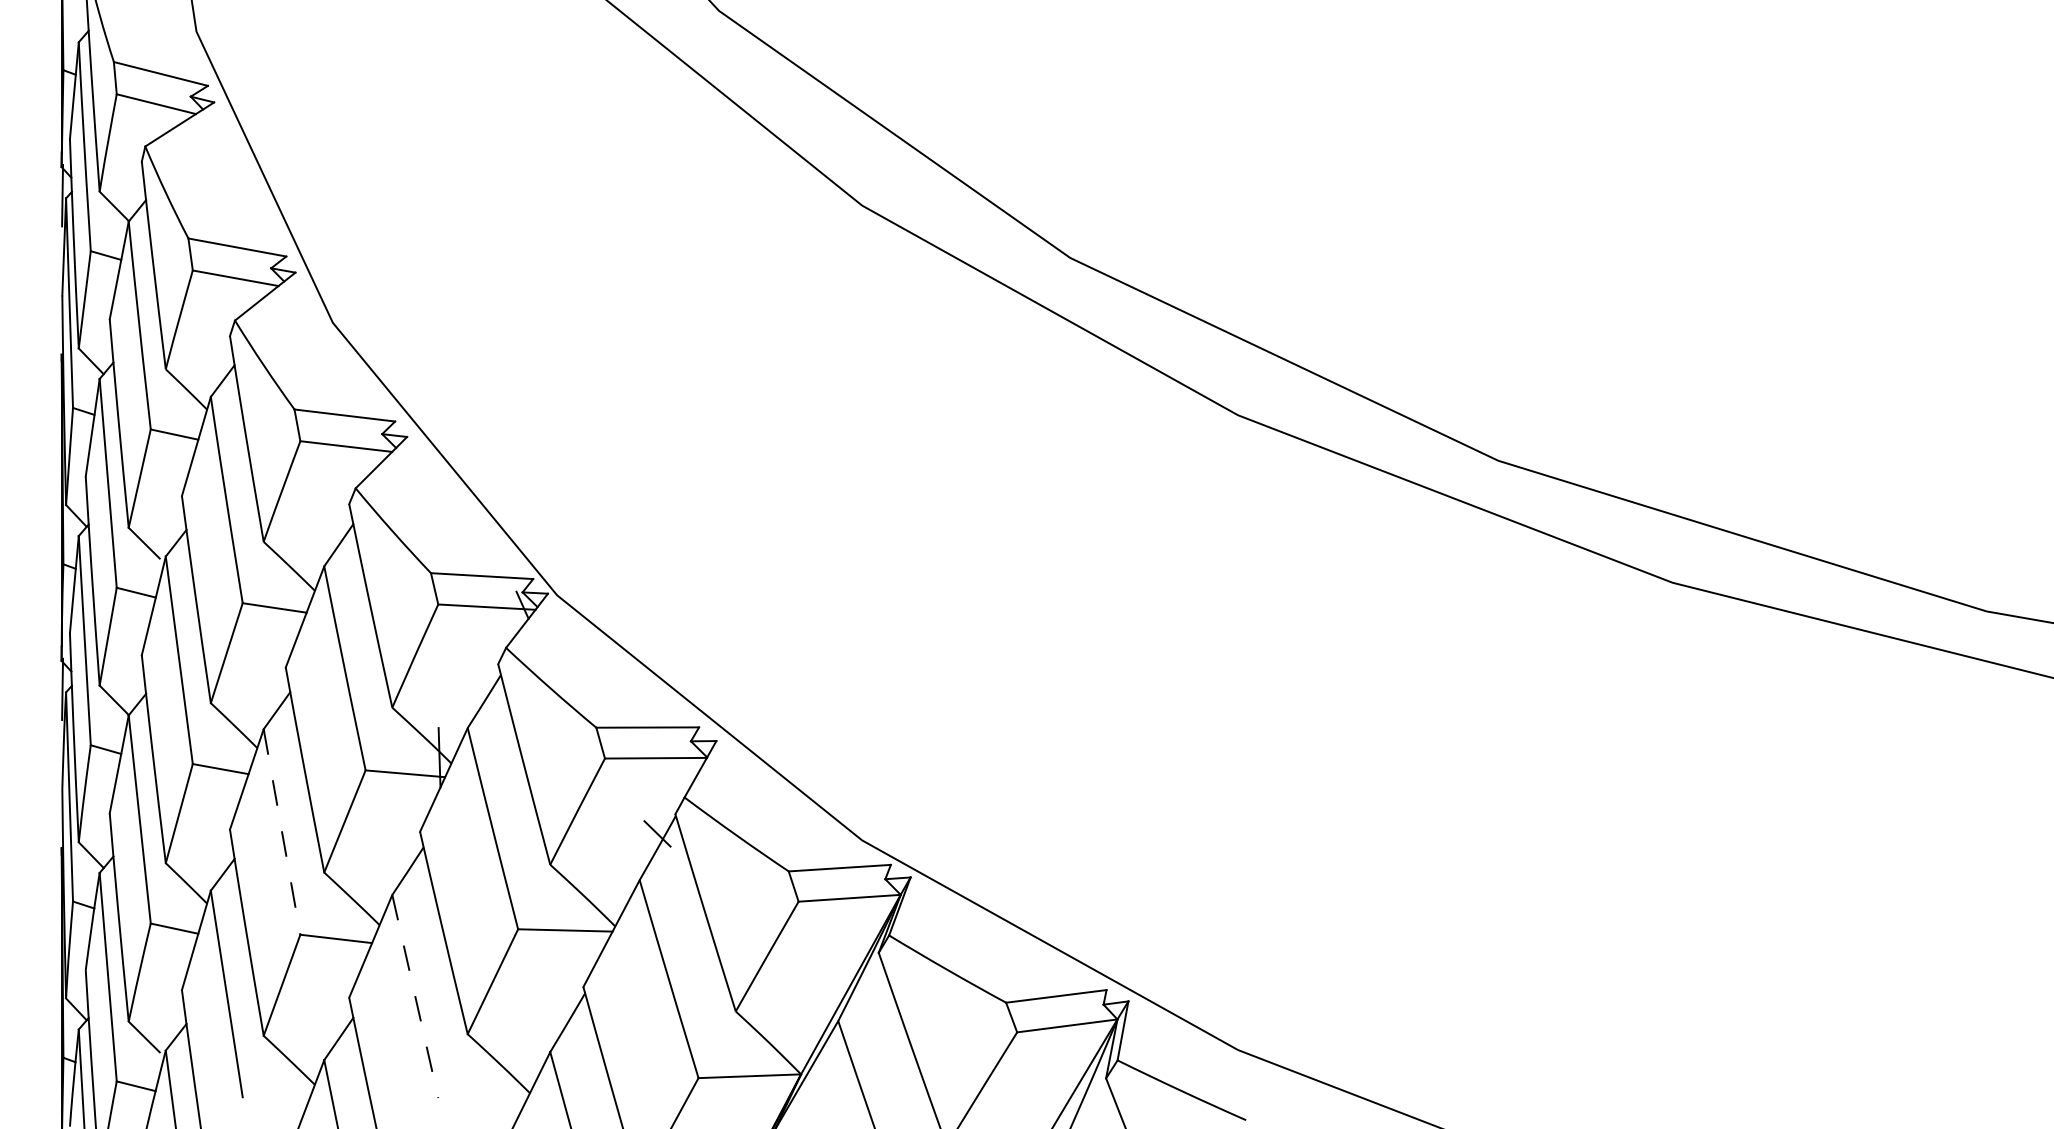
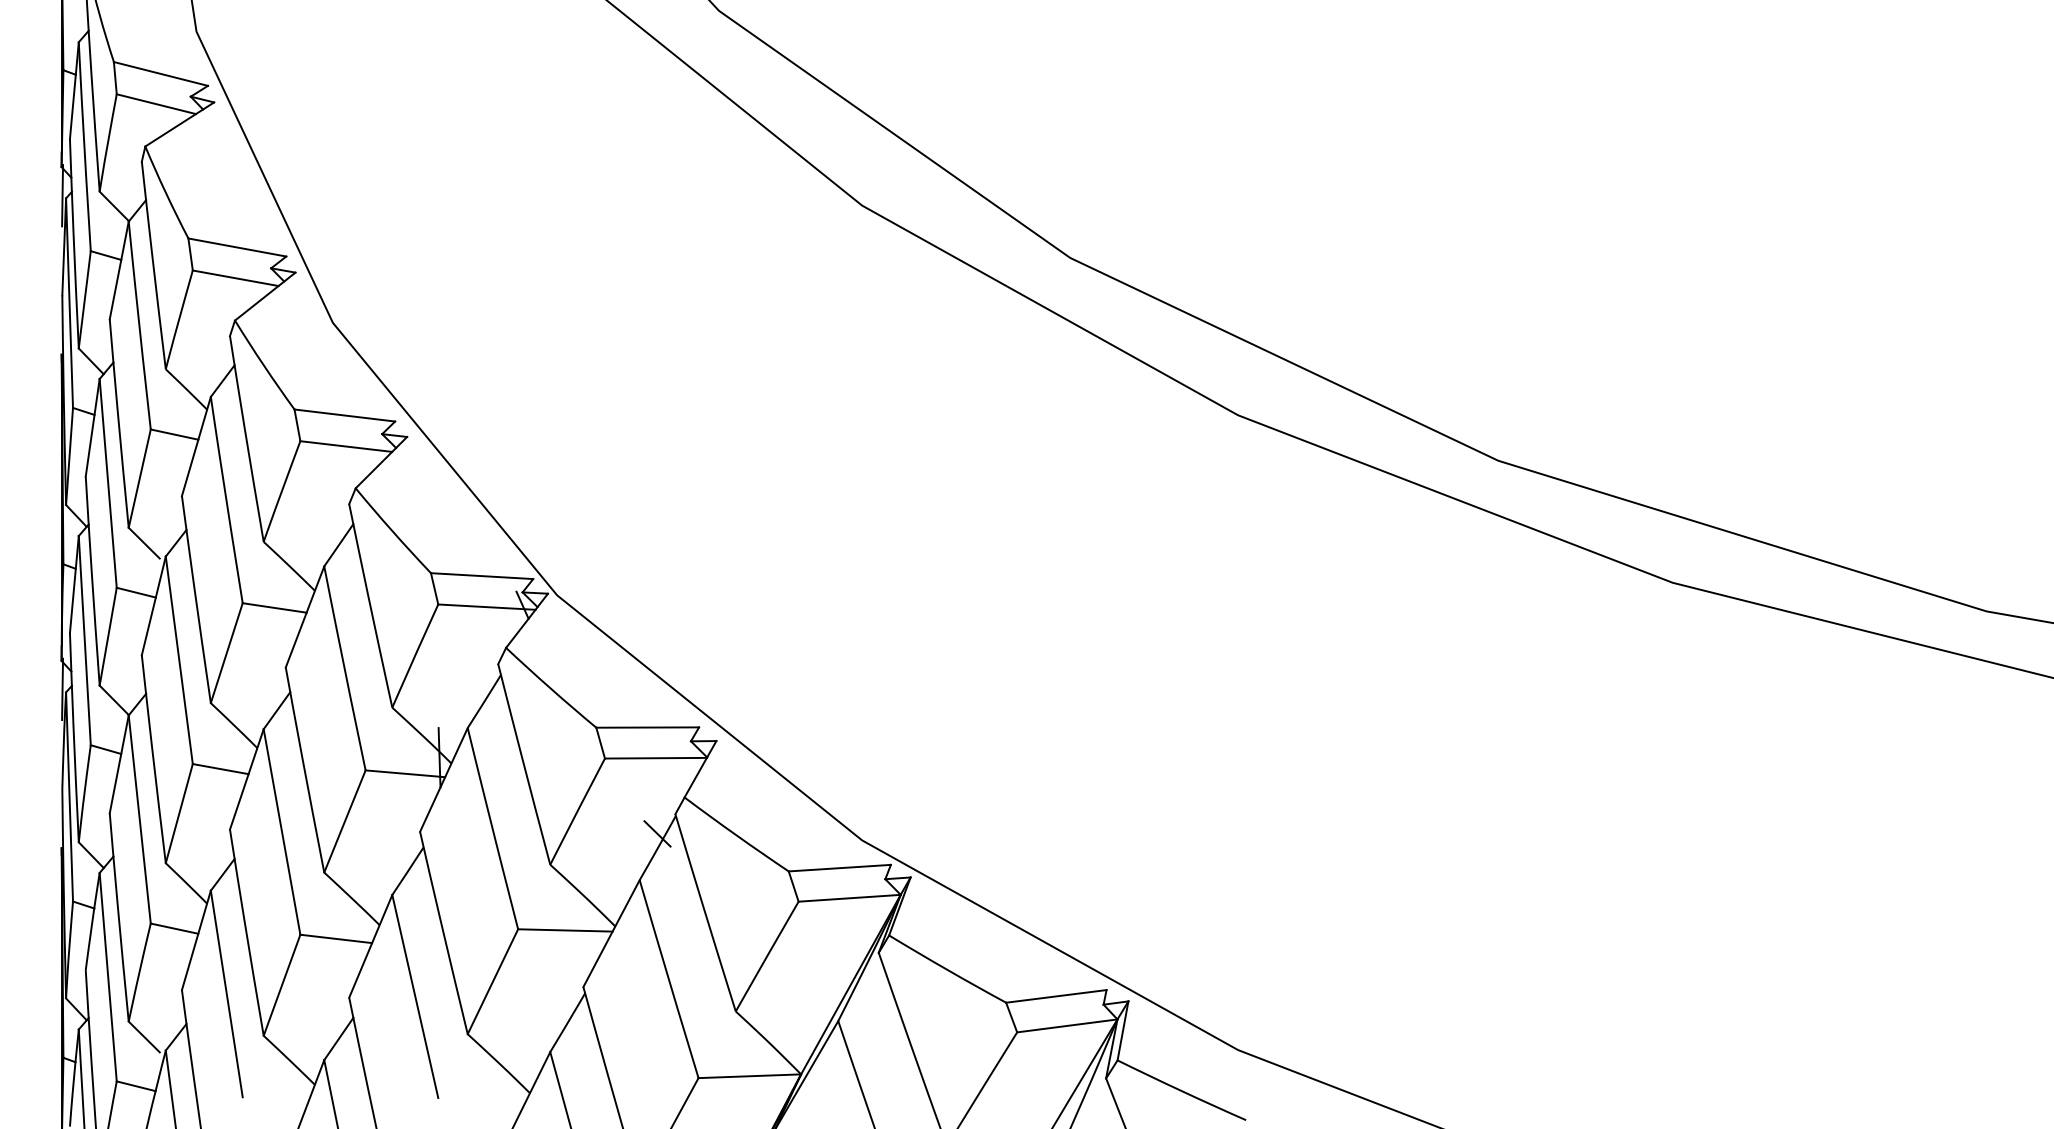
line: dashed -> solid (282, 832)
line: dashed -> solid (415, 996)
